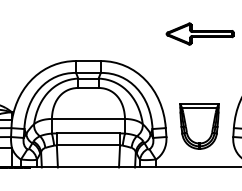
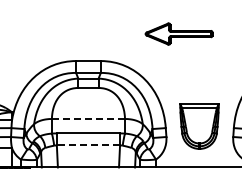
part position: (199, 33) -> (178, 33) (178, 33)
line: solid -> dashed (88, 119)
line: solid -> dashed (88, 145)
